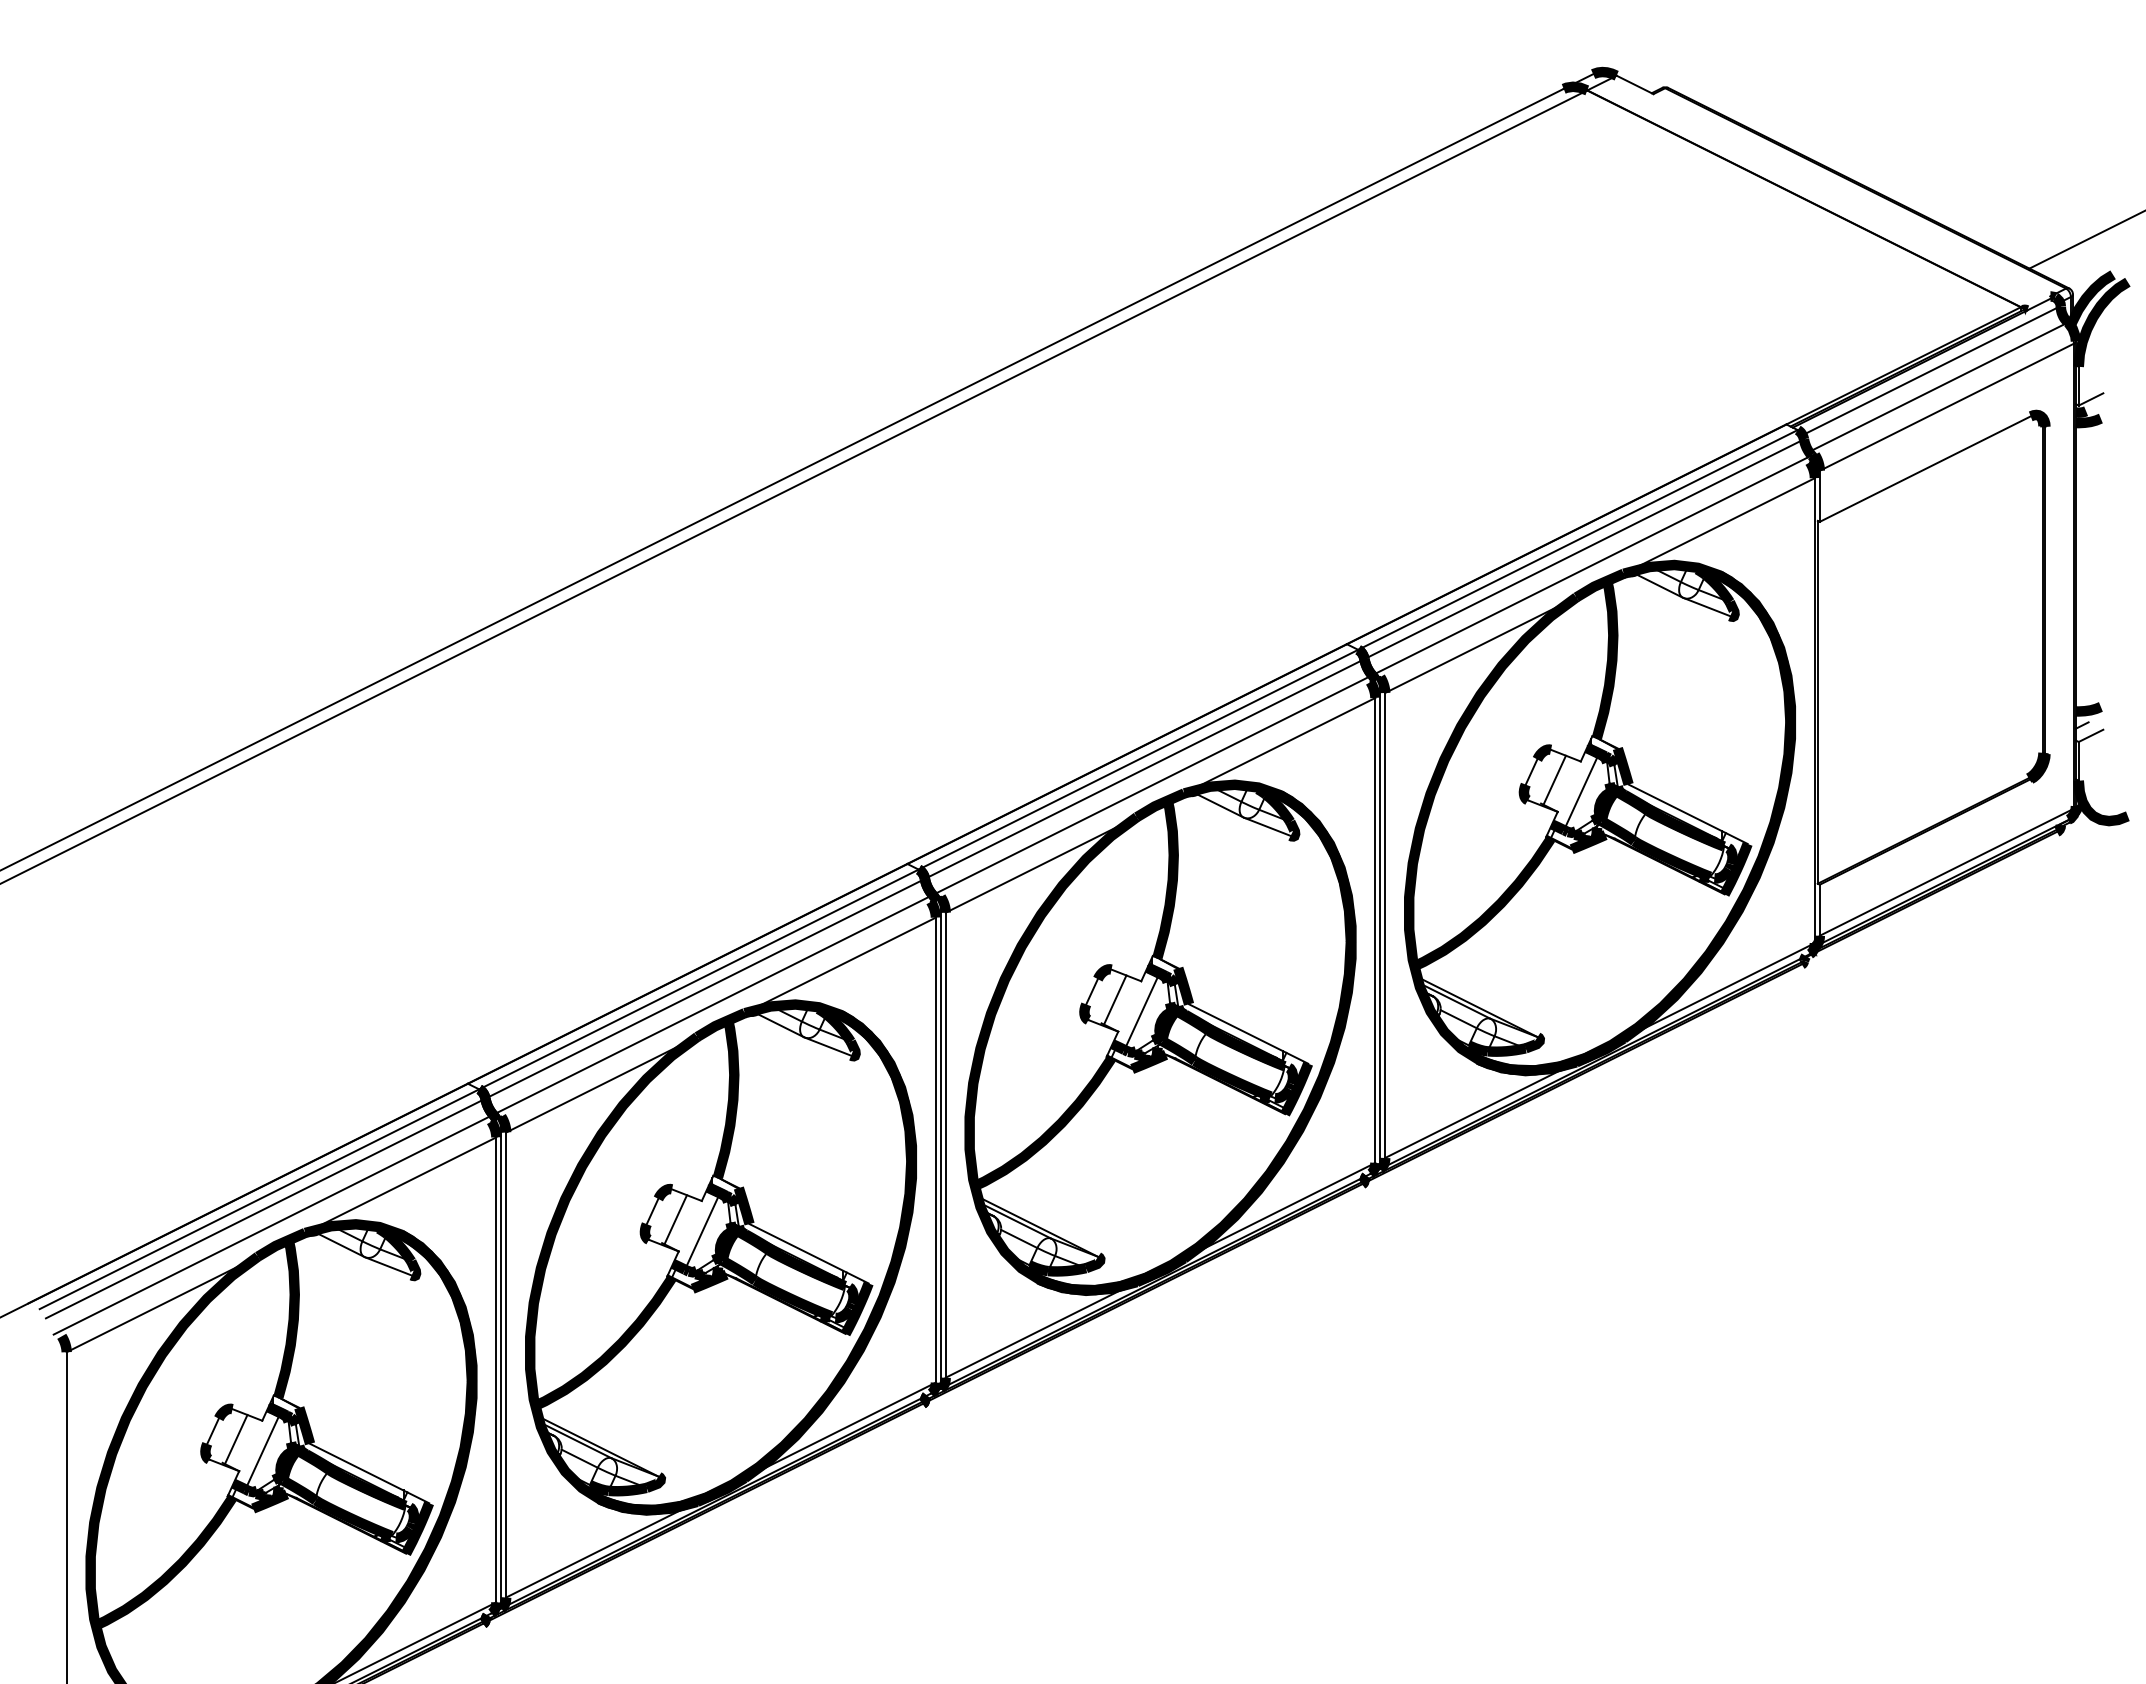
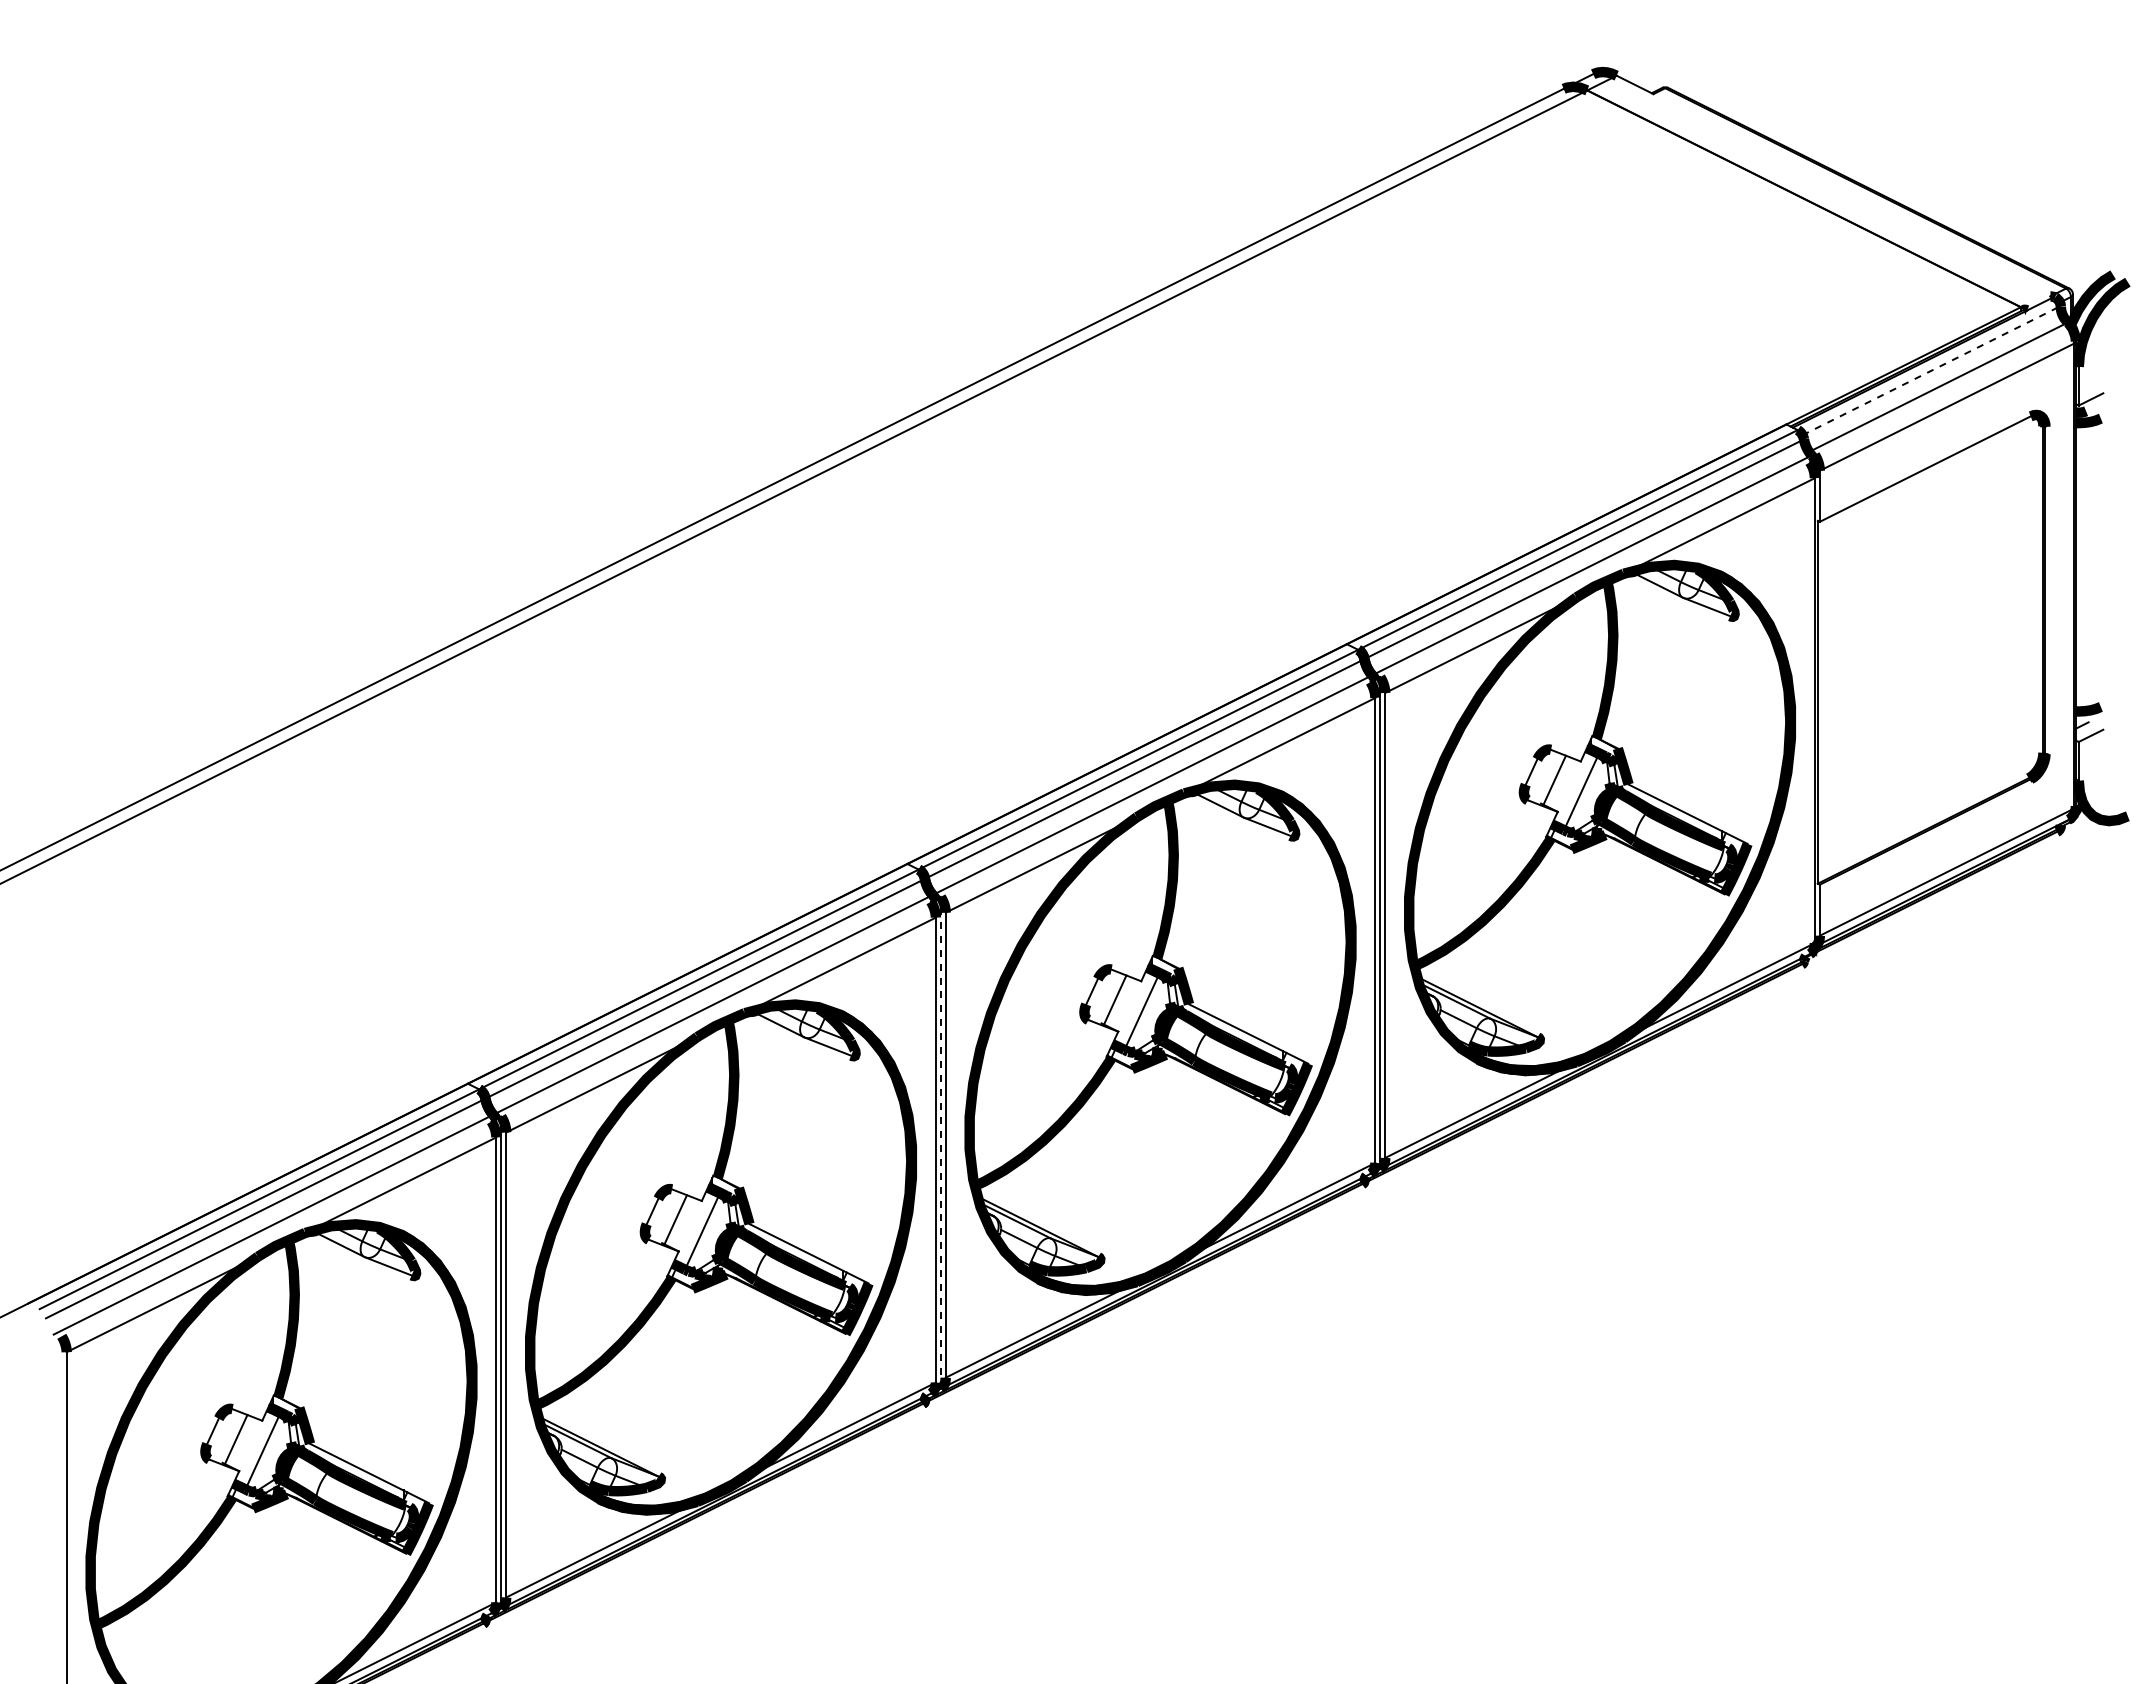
line: present -> none (2085, 240)
line: solid -> dashed (1930, 371)
line: solid -> dashed (940, 1142)
